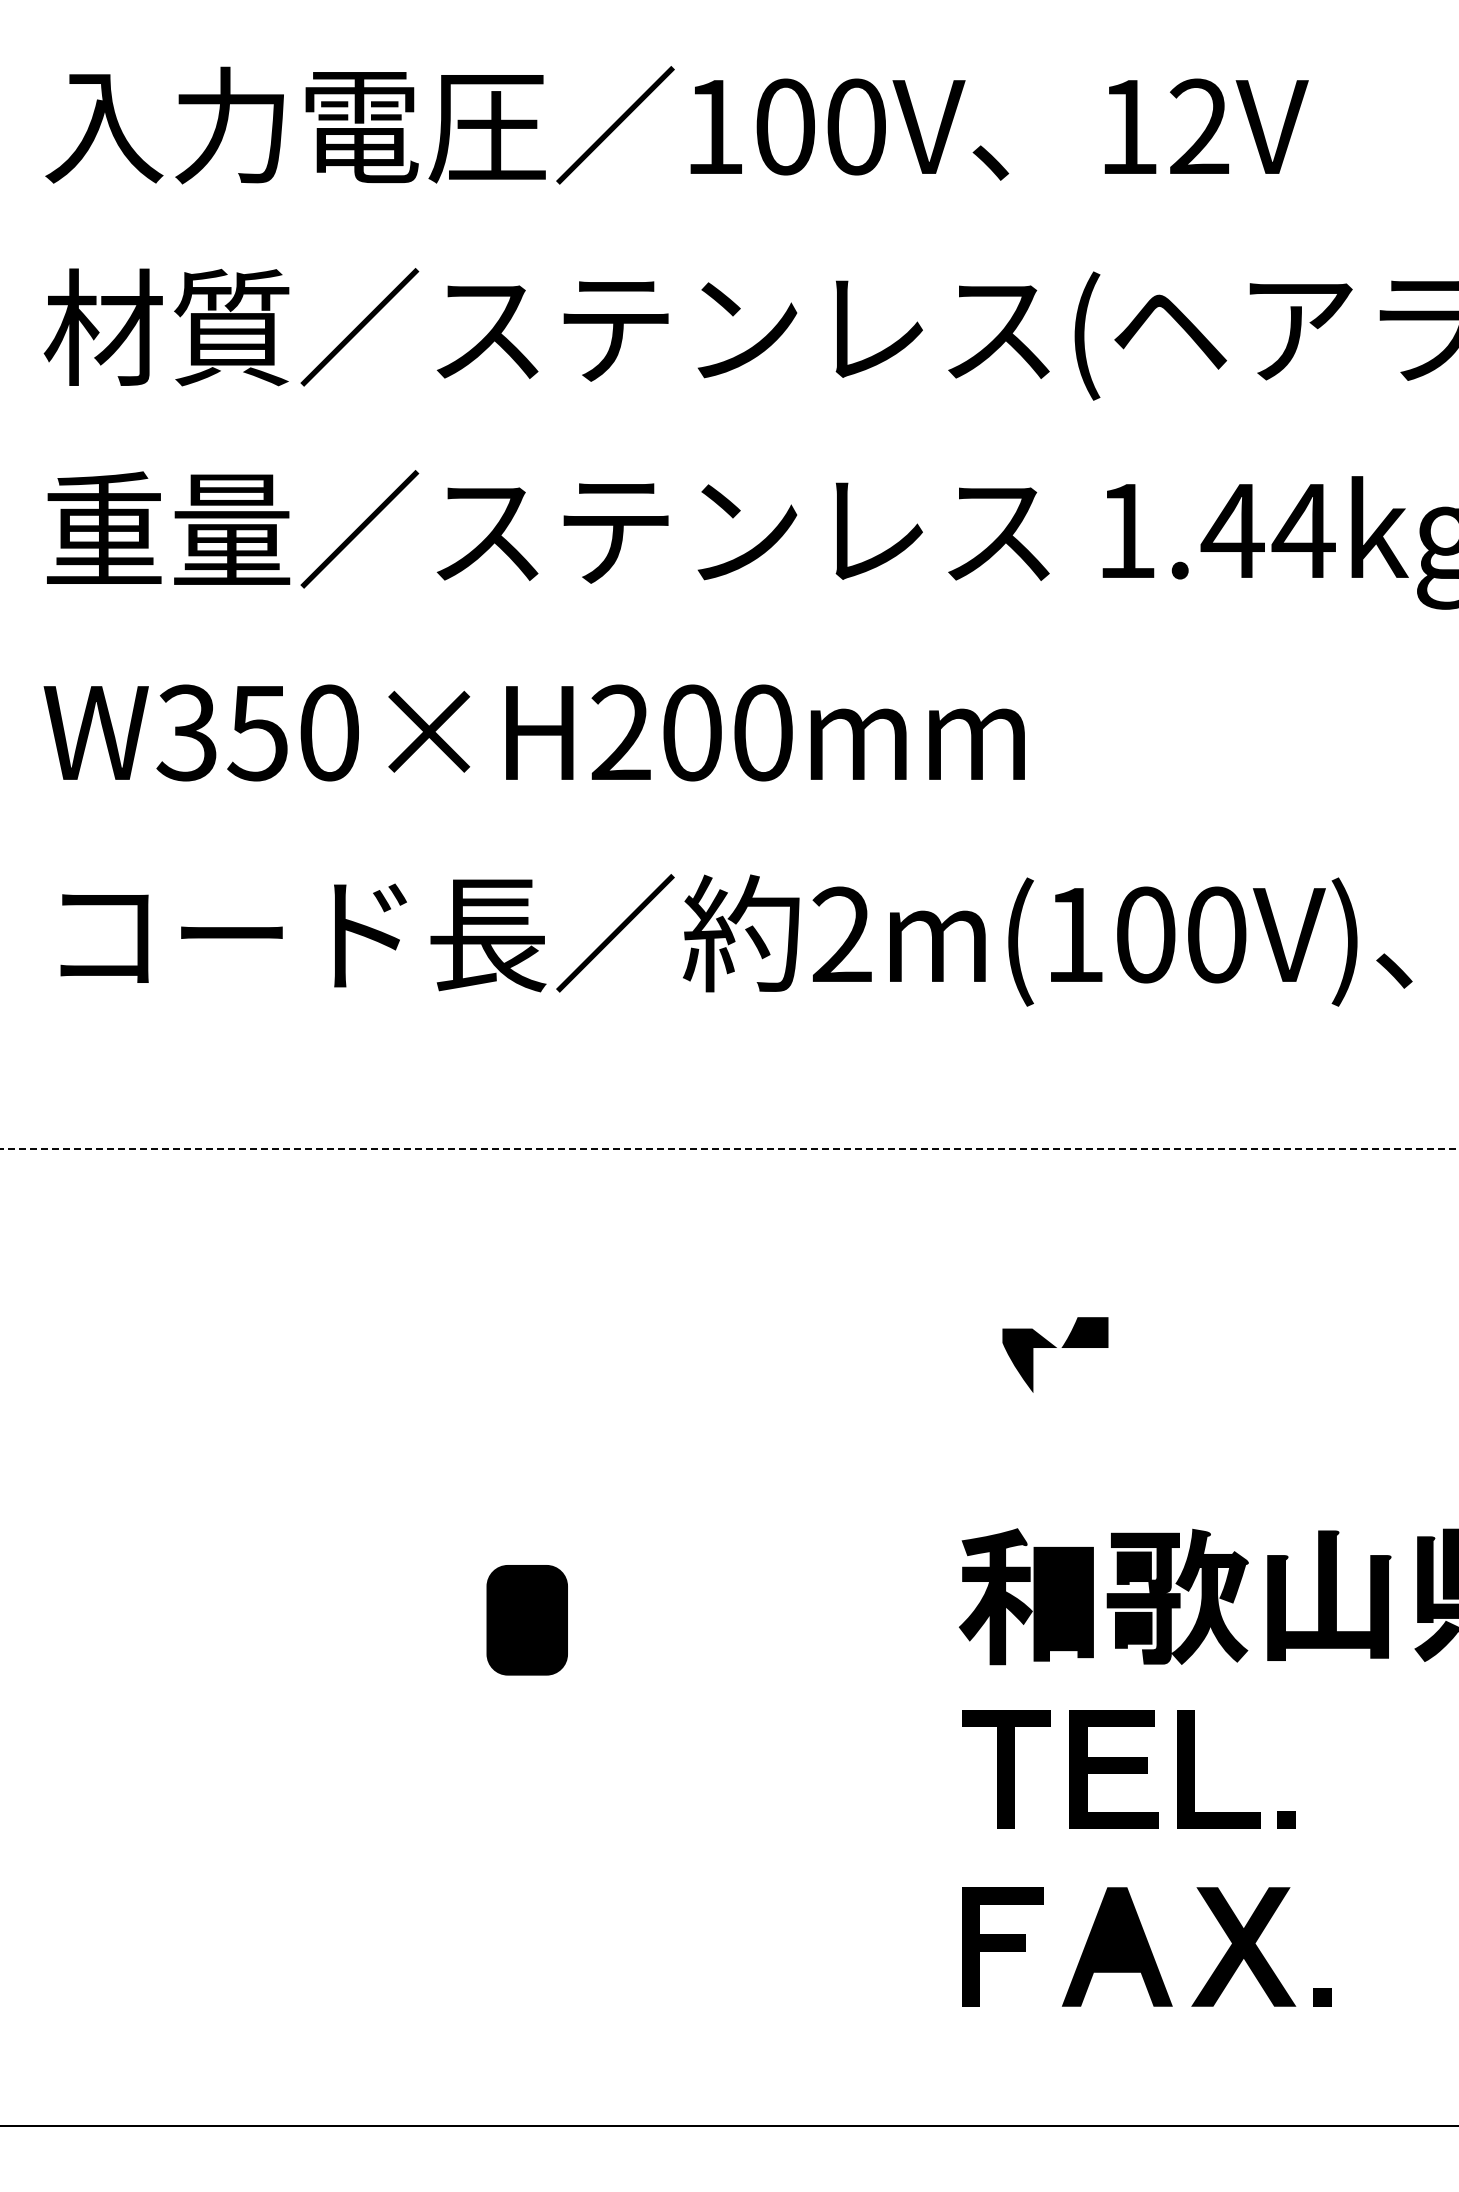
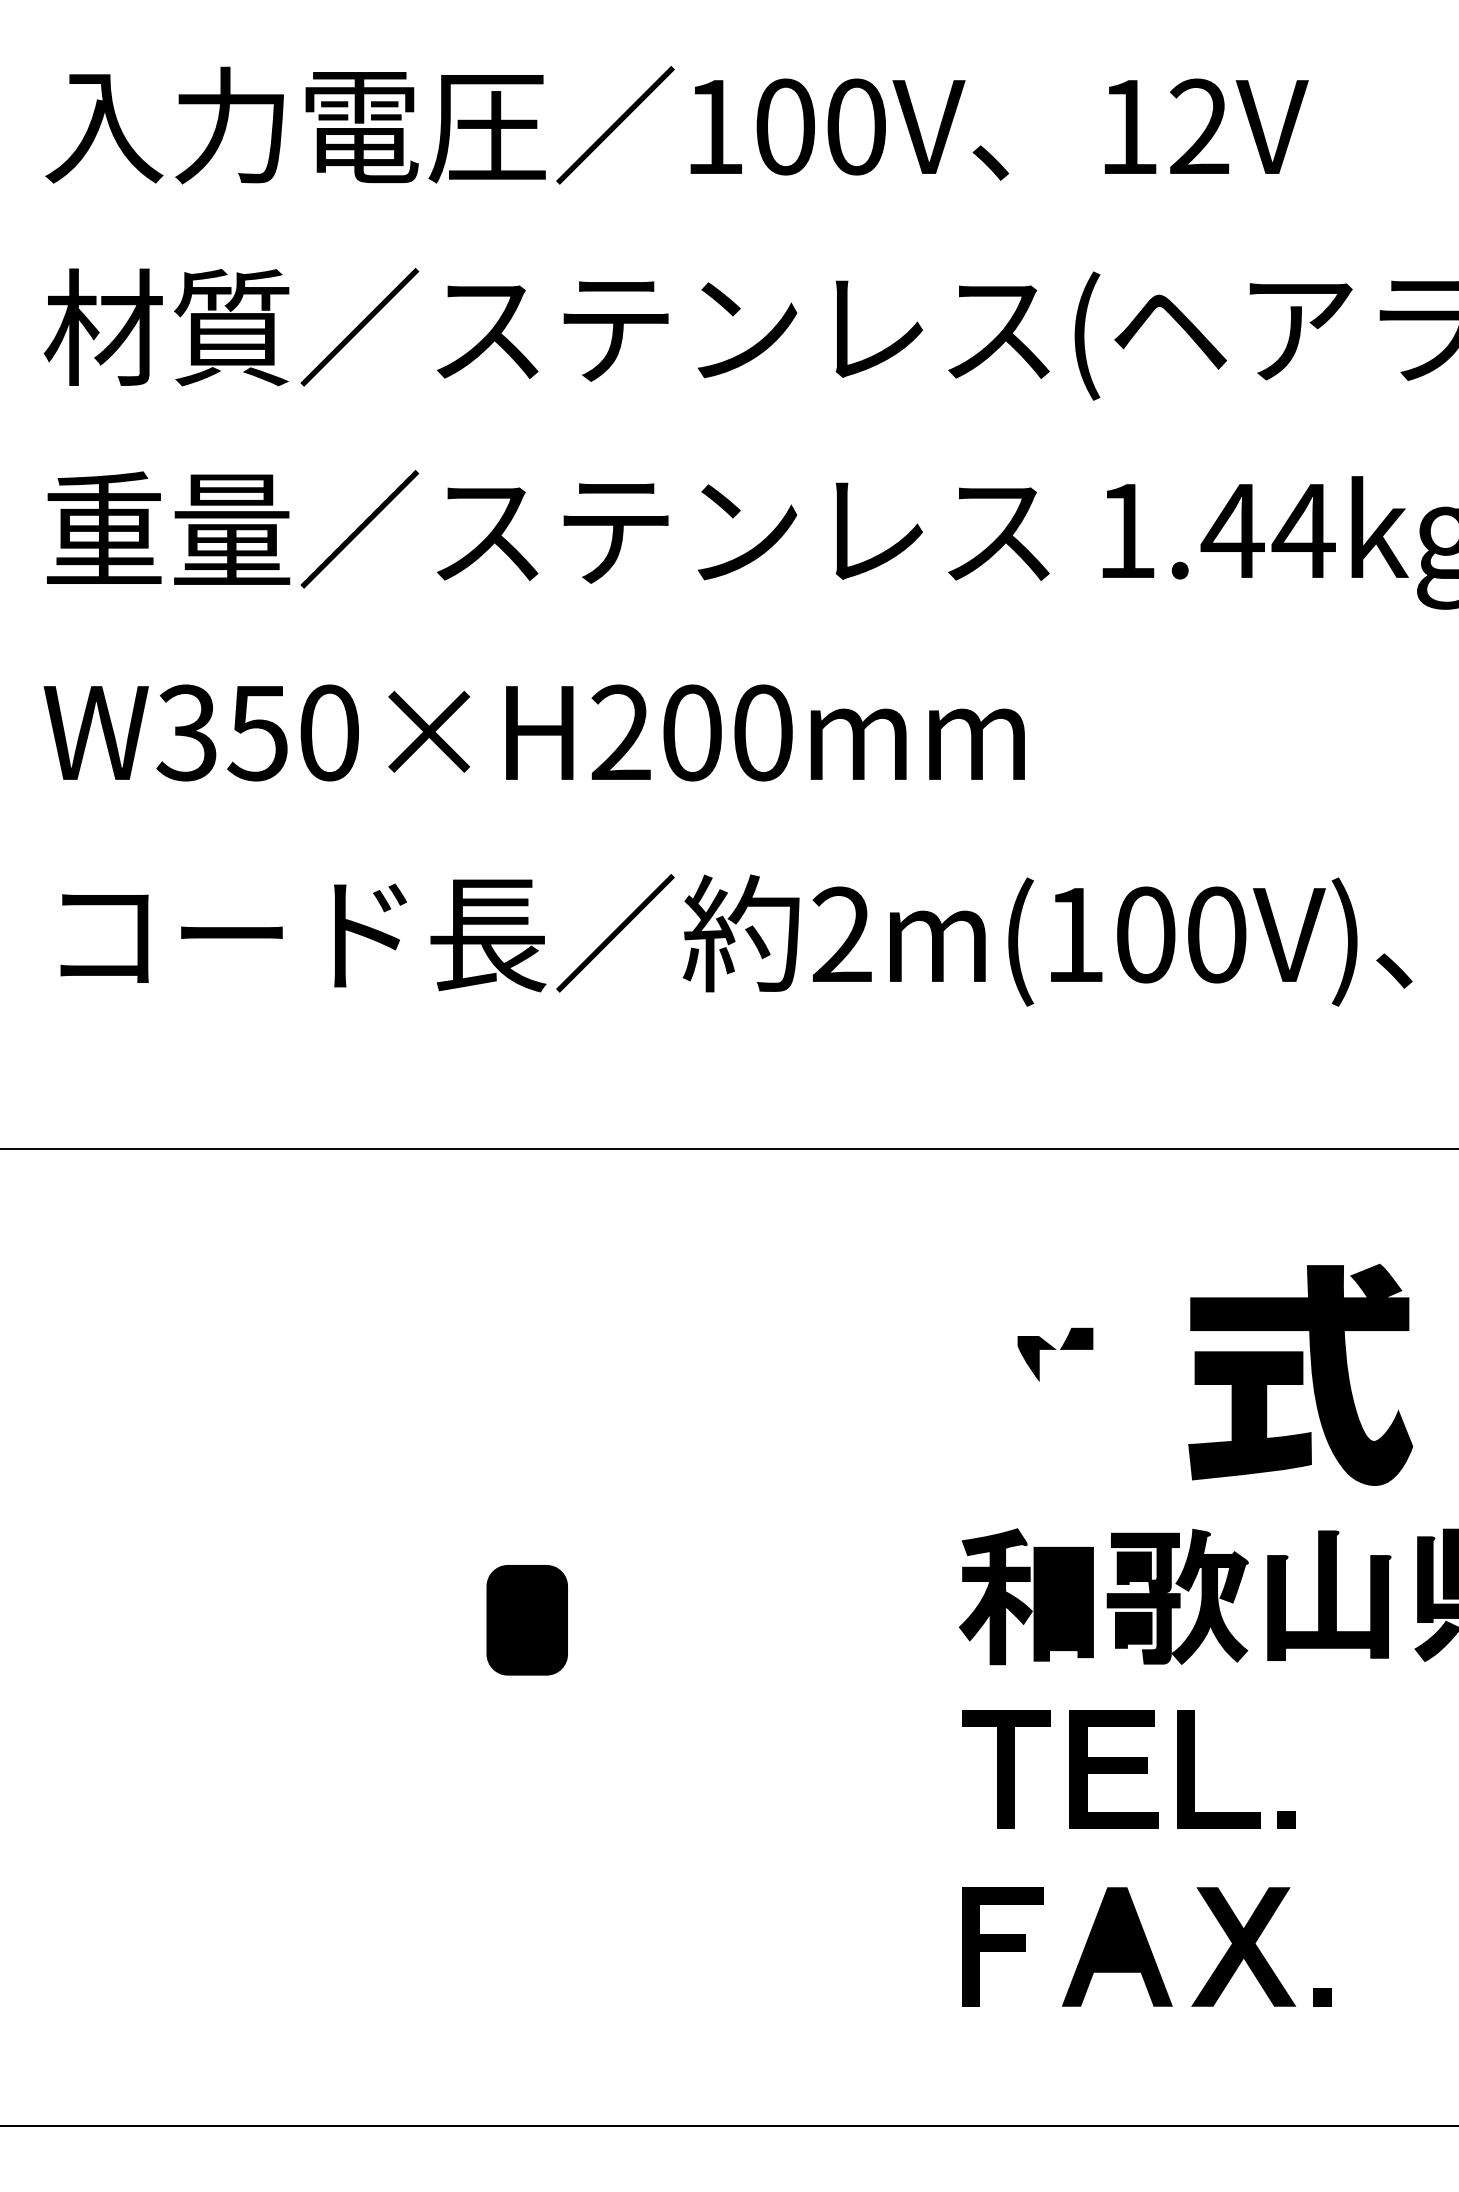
line: dashed -> solid (729, 1148)
part size: 107x76 px -> 77x55 px (1055, 1354)
part: none -> present (1300, 1374)
